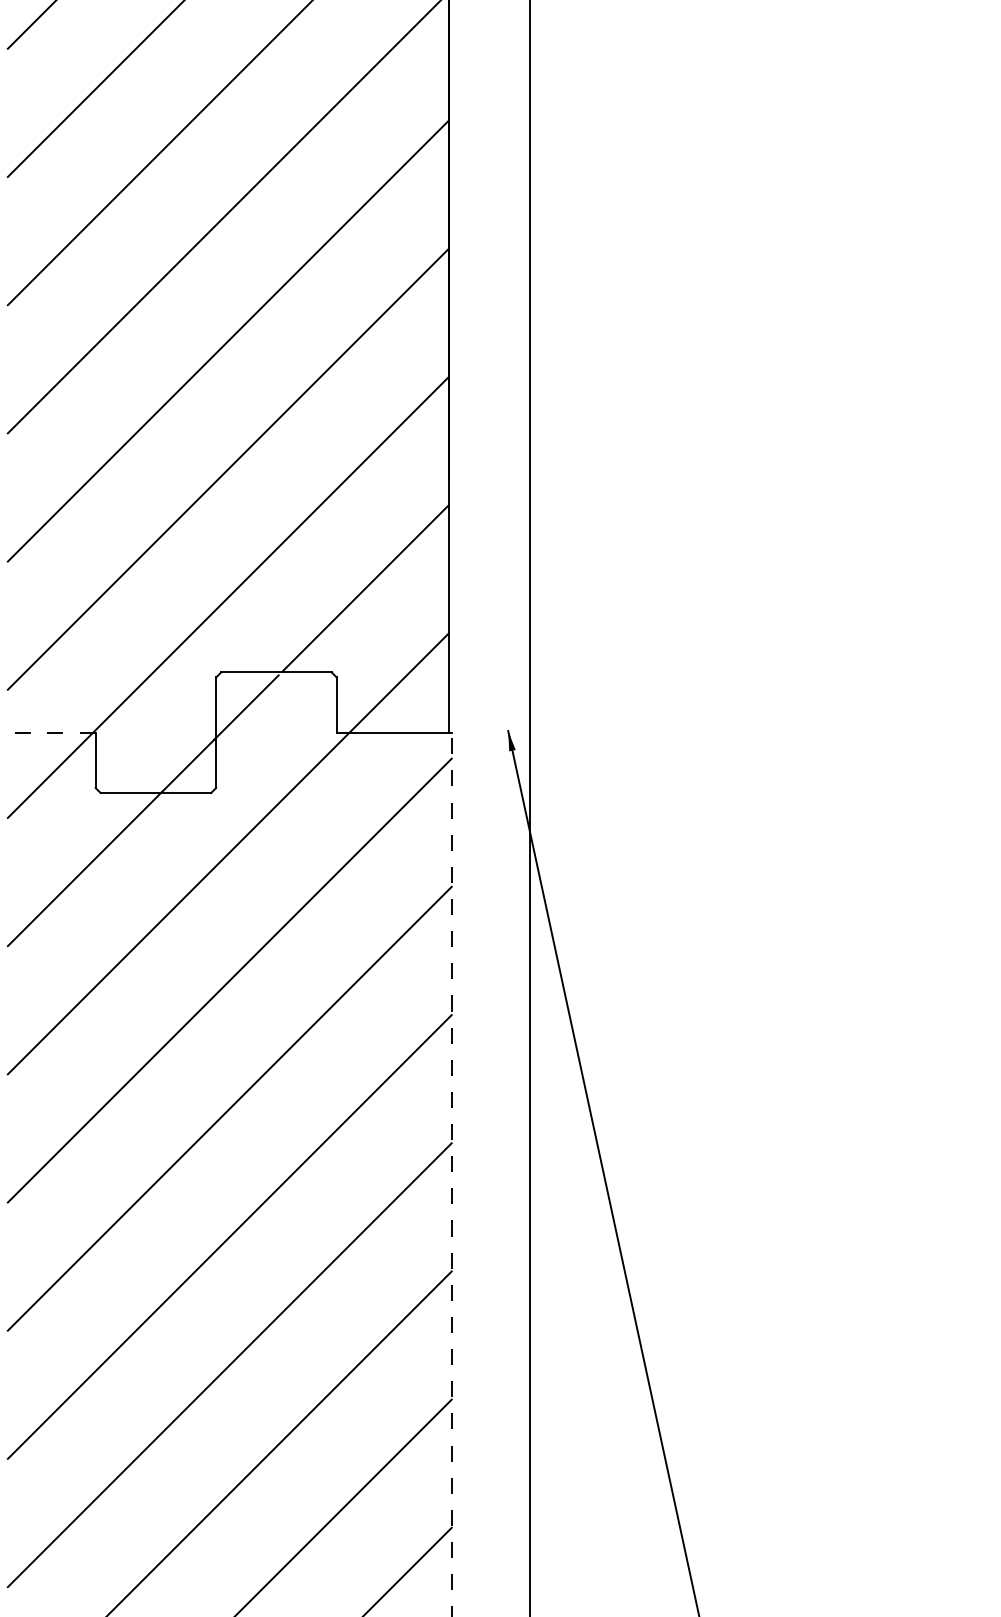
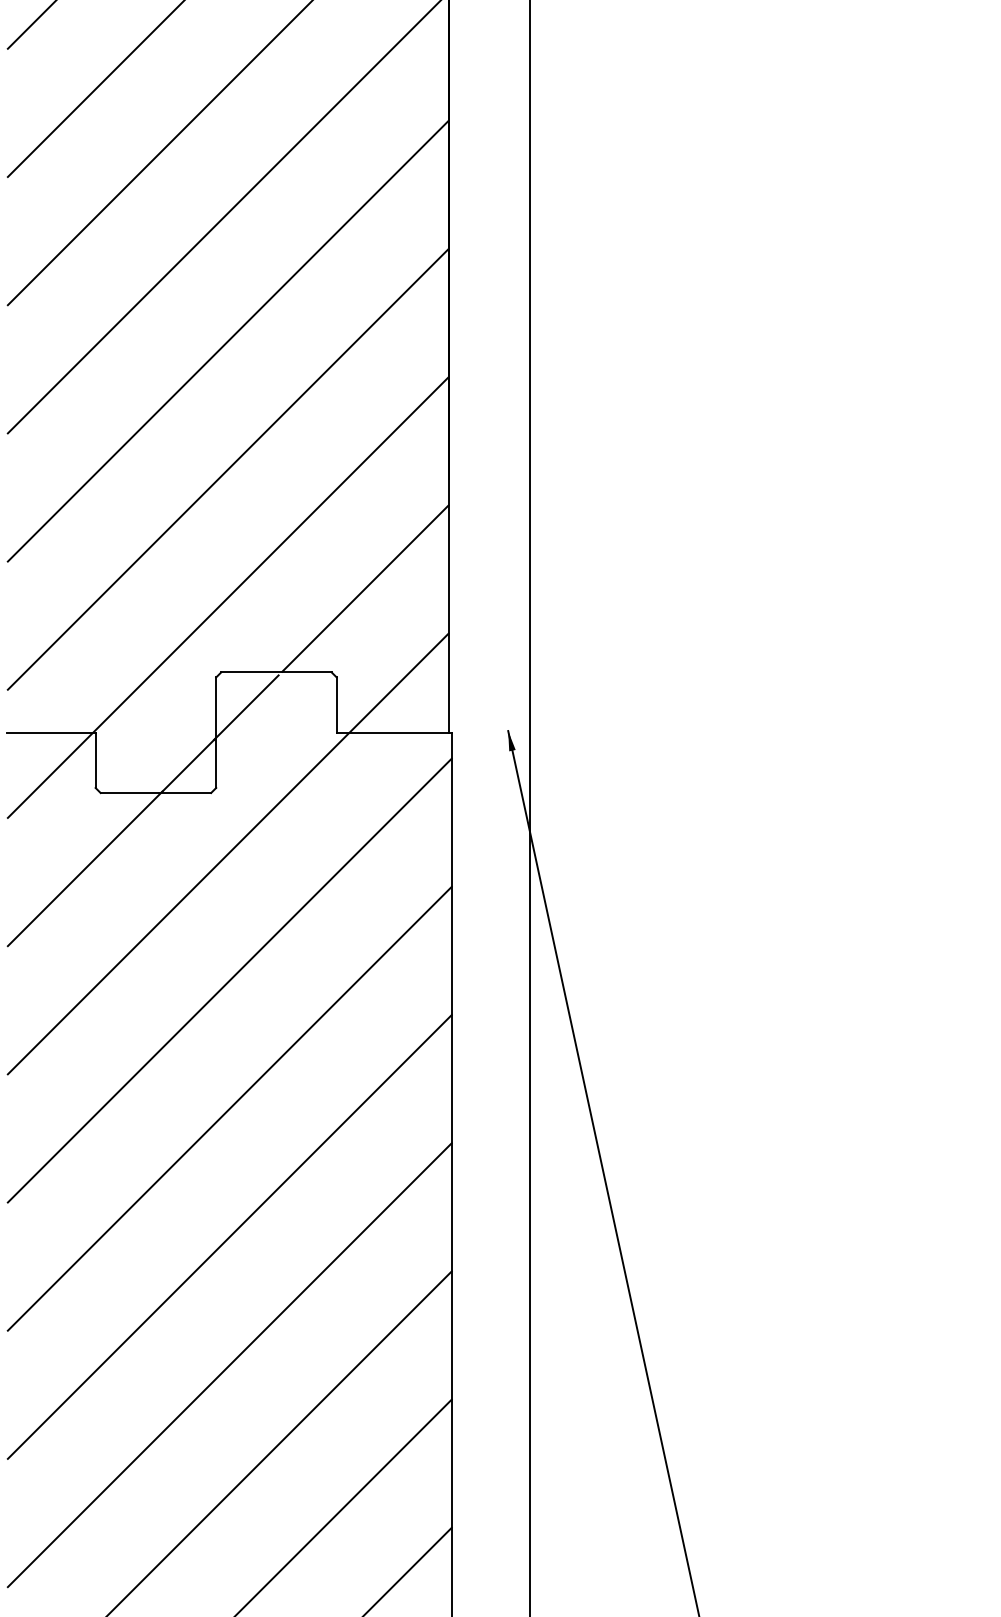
line: dashed -> solid (50, 732)
line: dashed -> solid (452, 1174)
